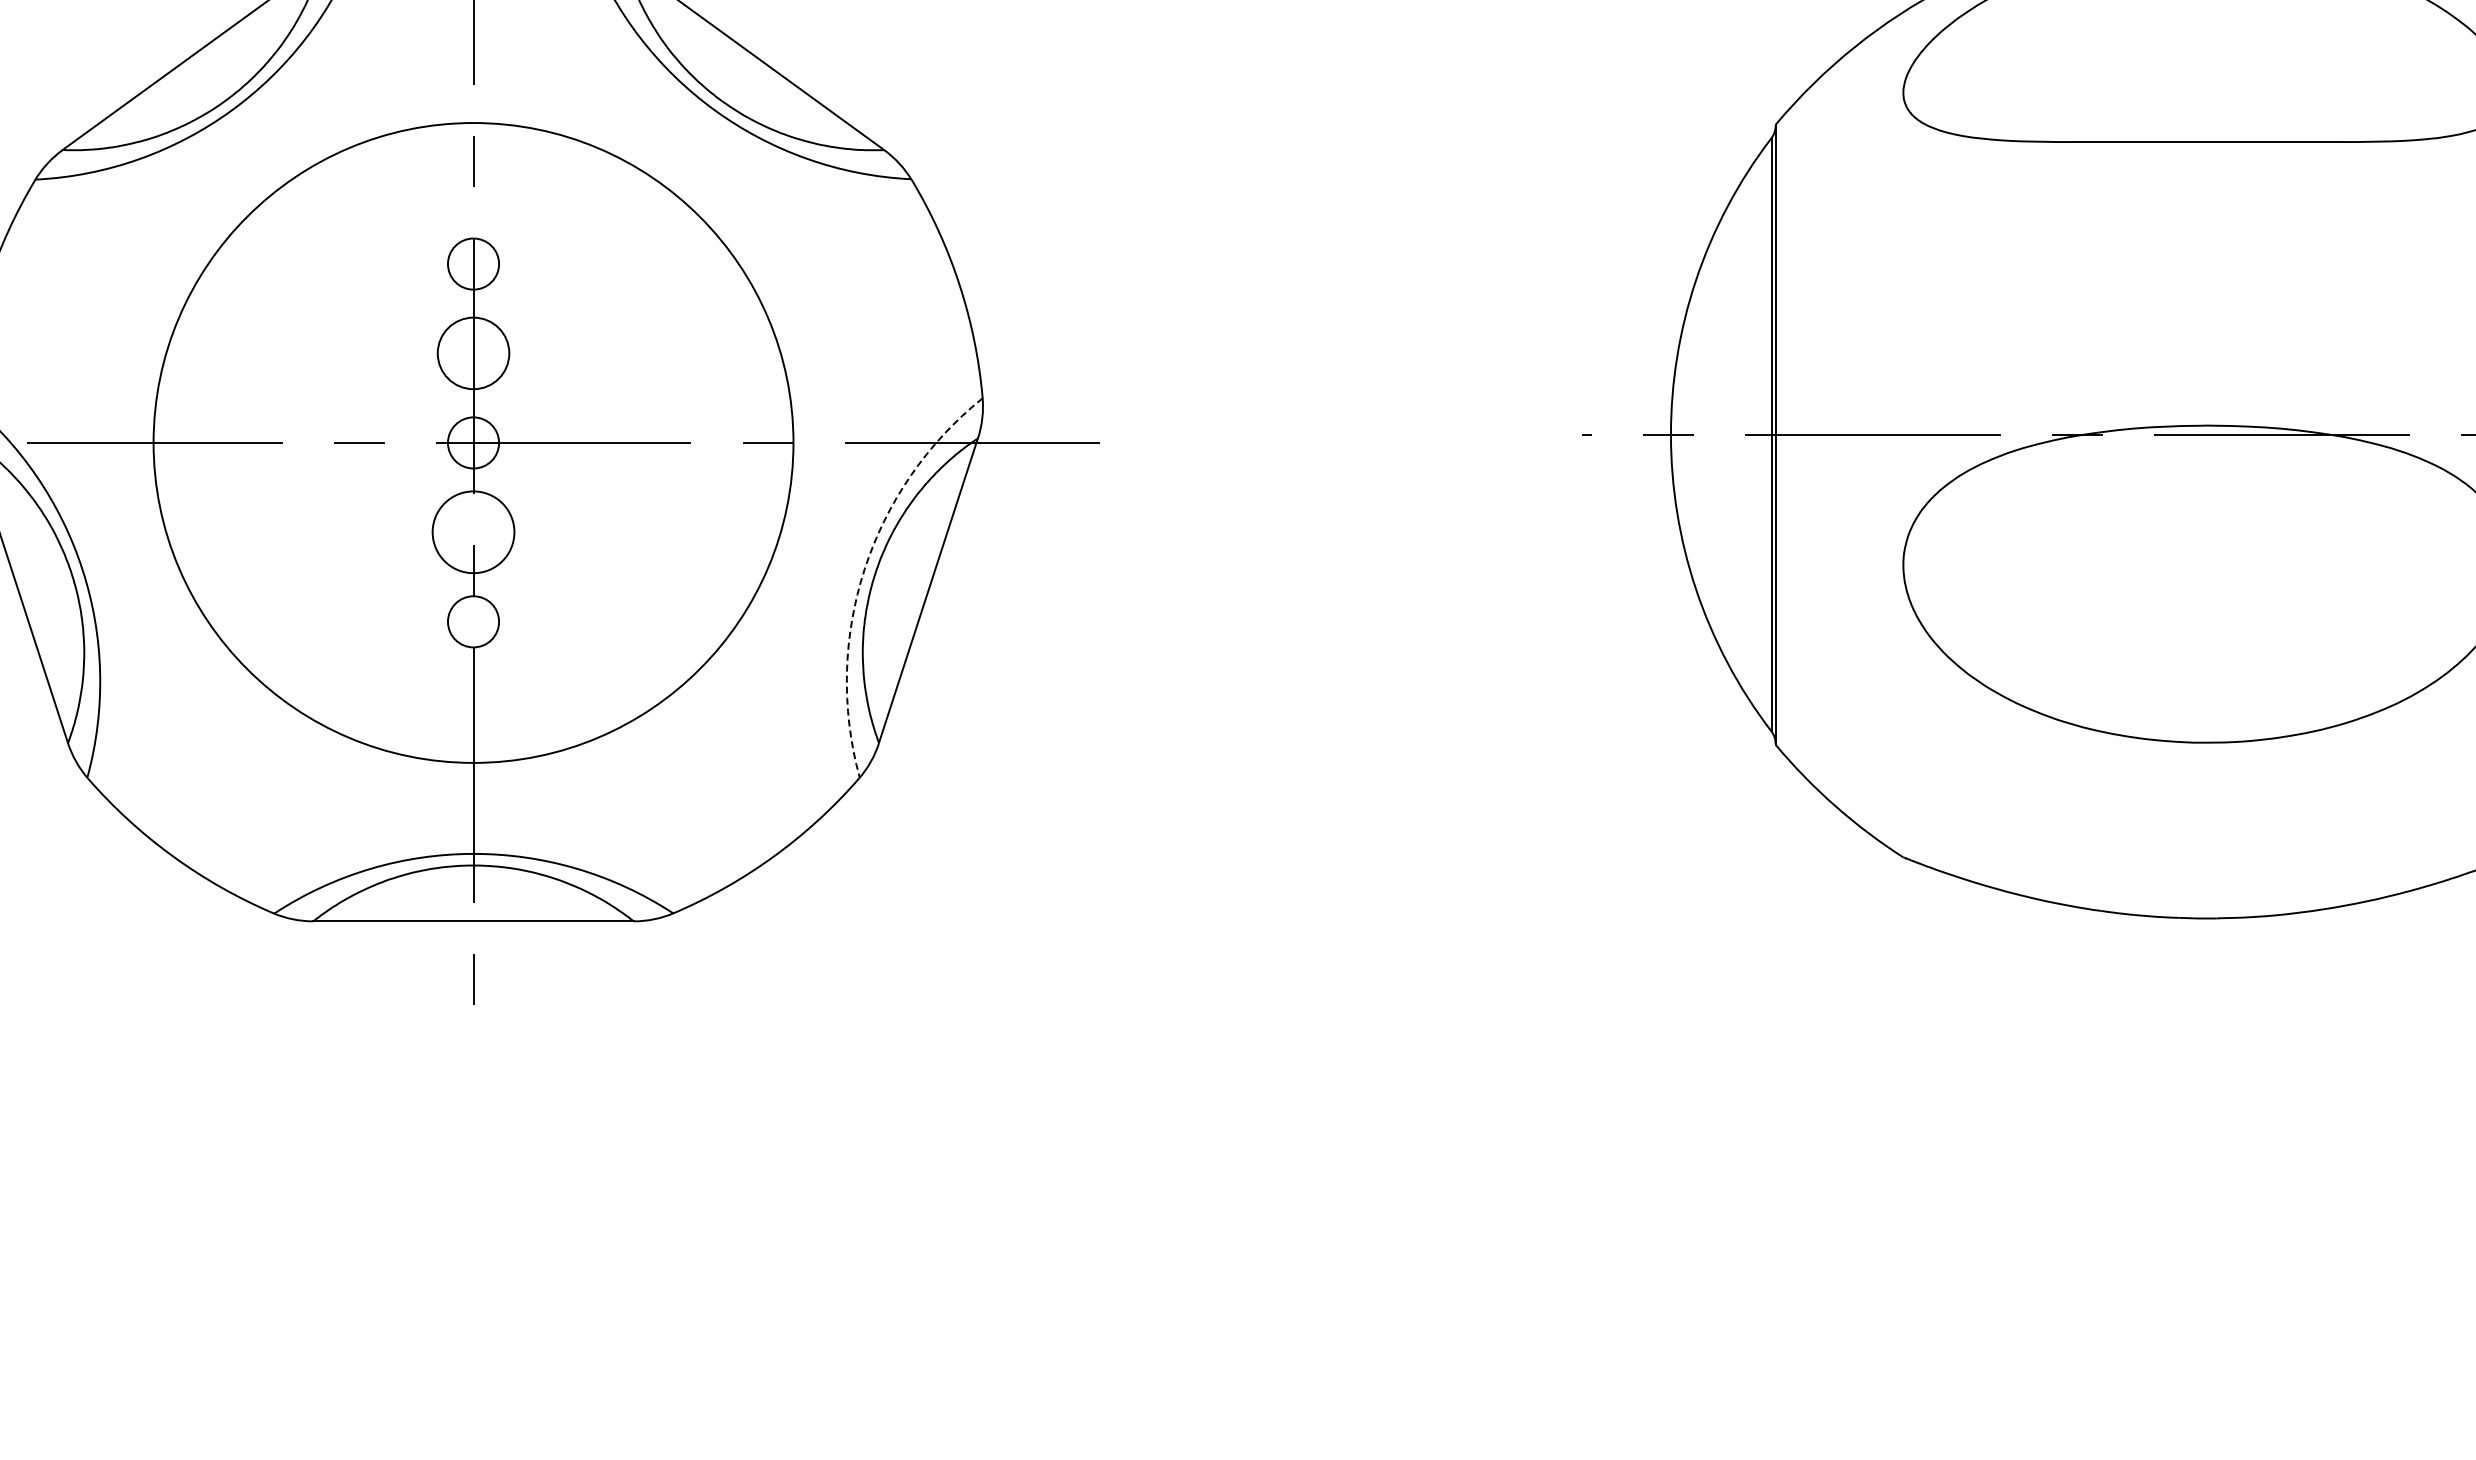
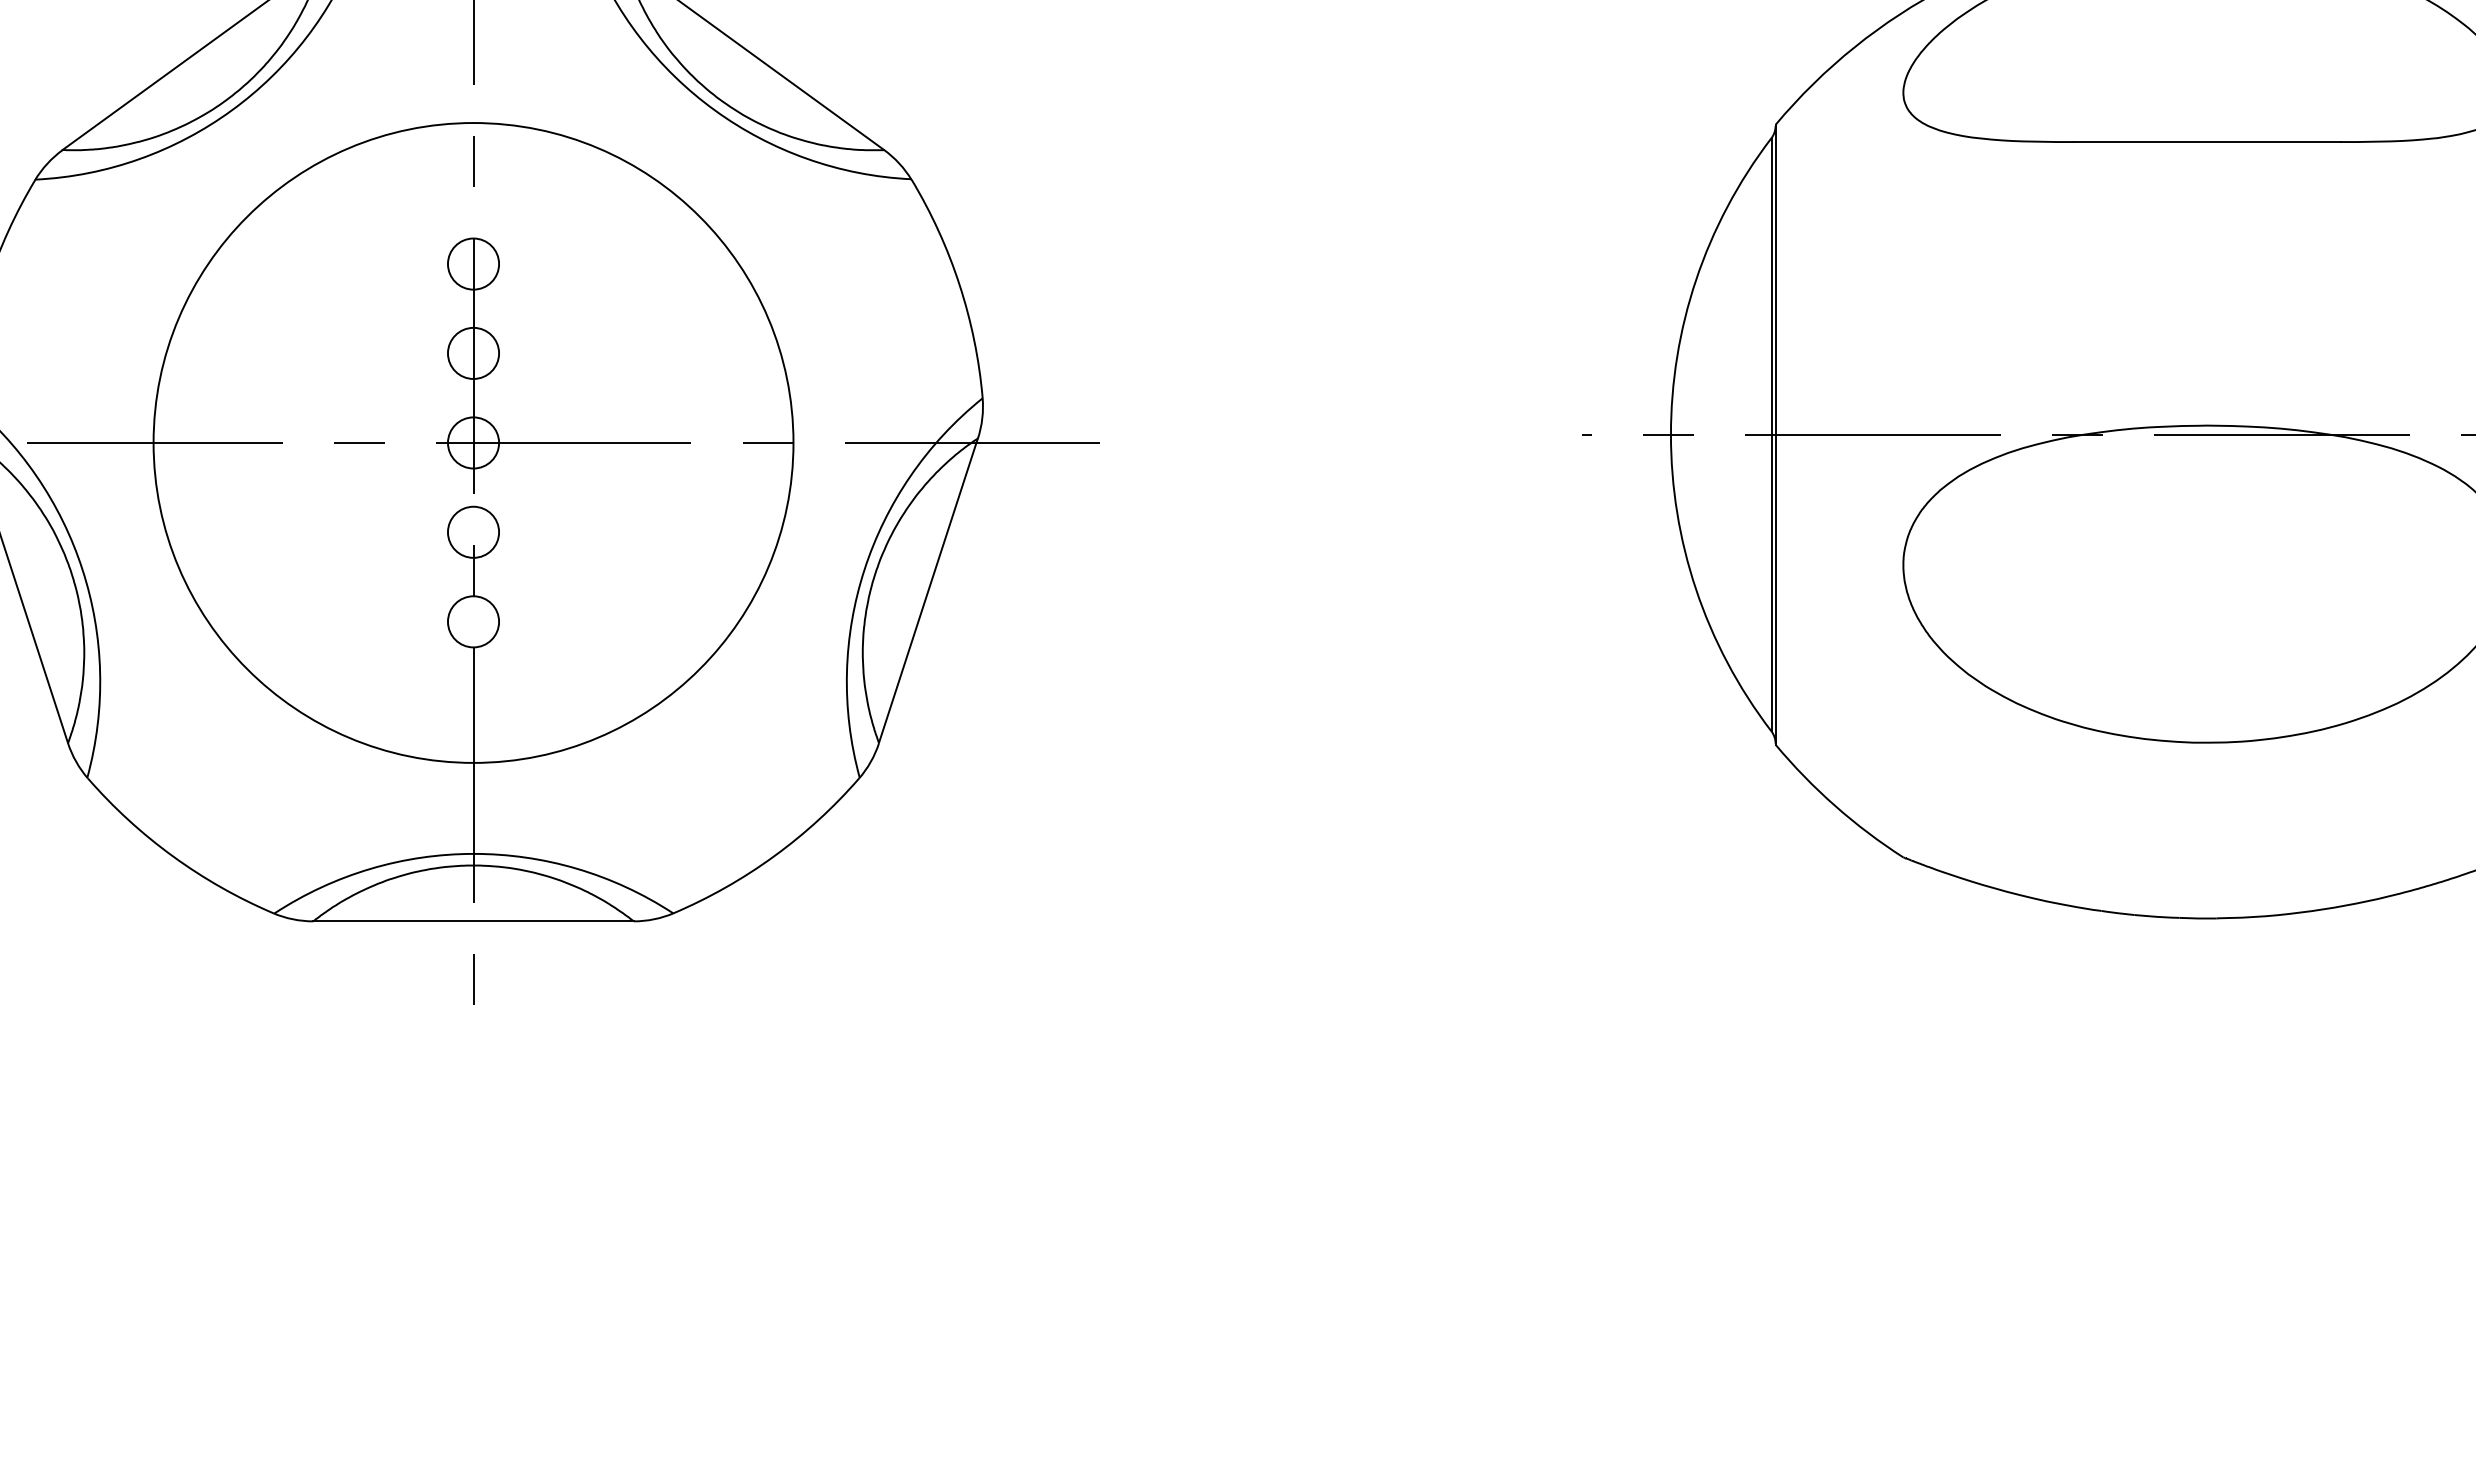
circle diameter: 72 px -> 51 px (473, 352)
circle diameter: 82 px -> 51 px (473, 531)
arc: dashed -> solid (864, 569)
